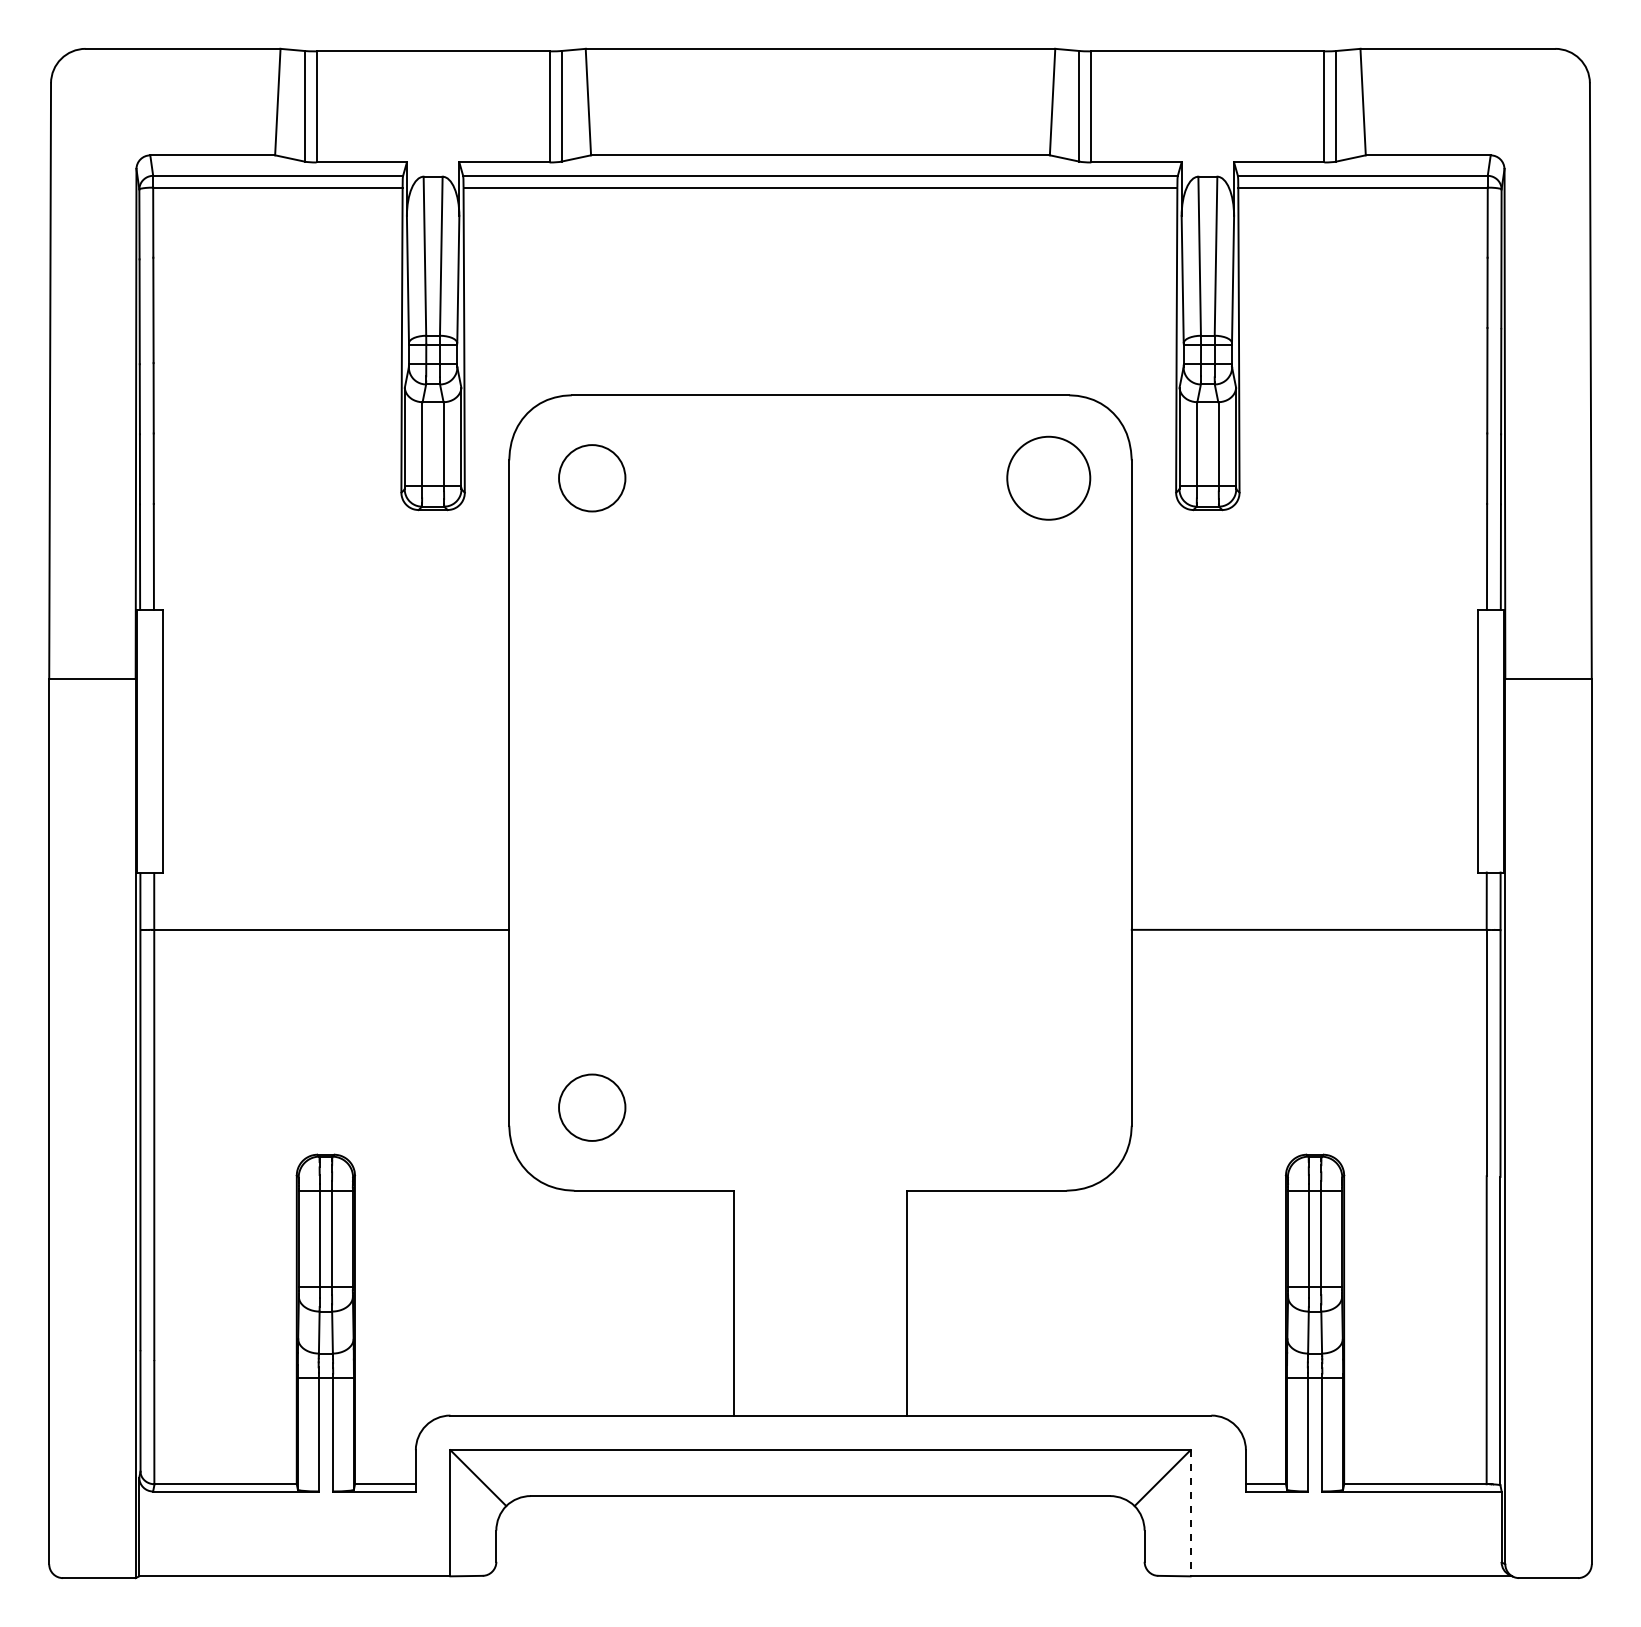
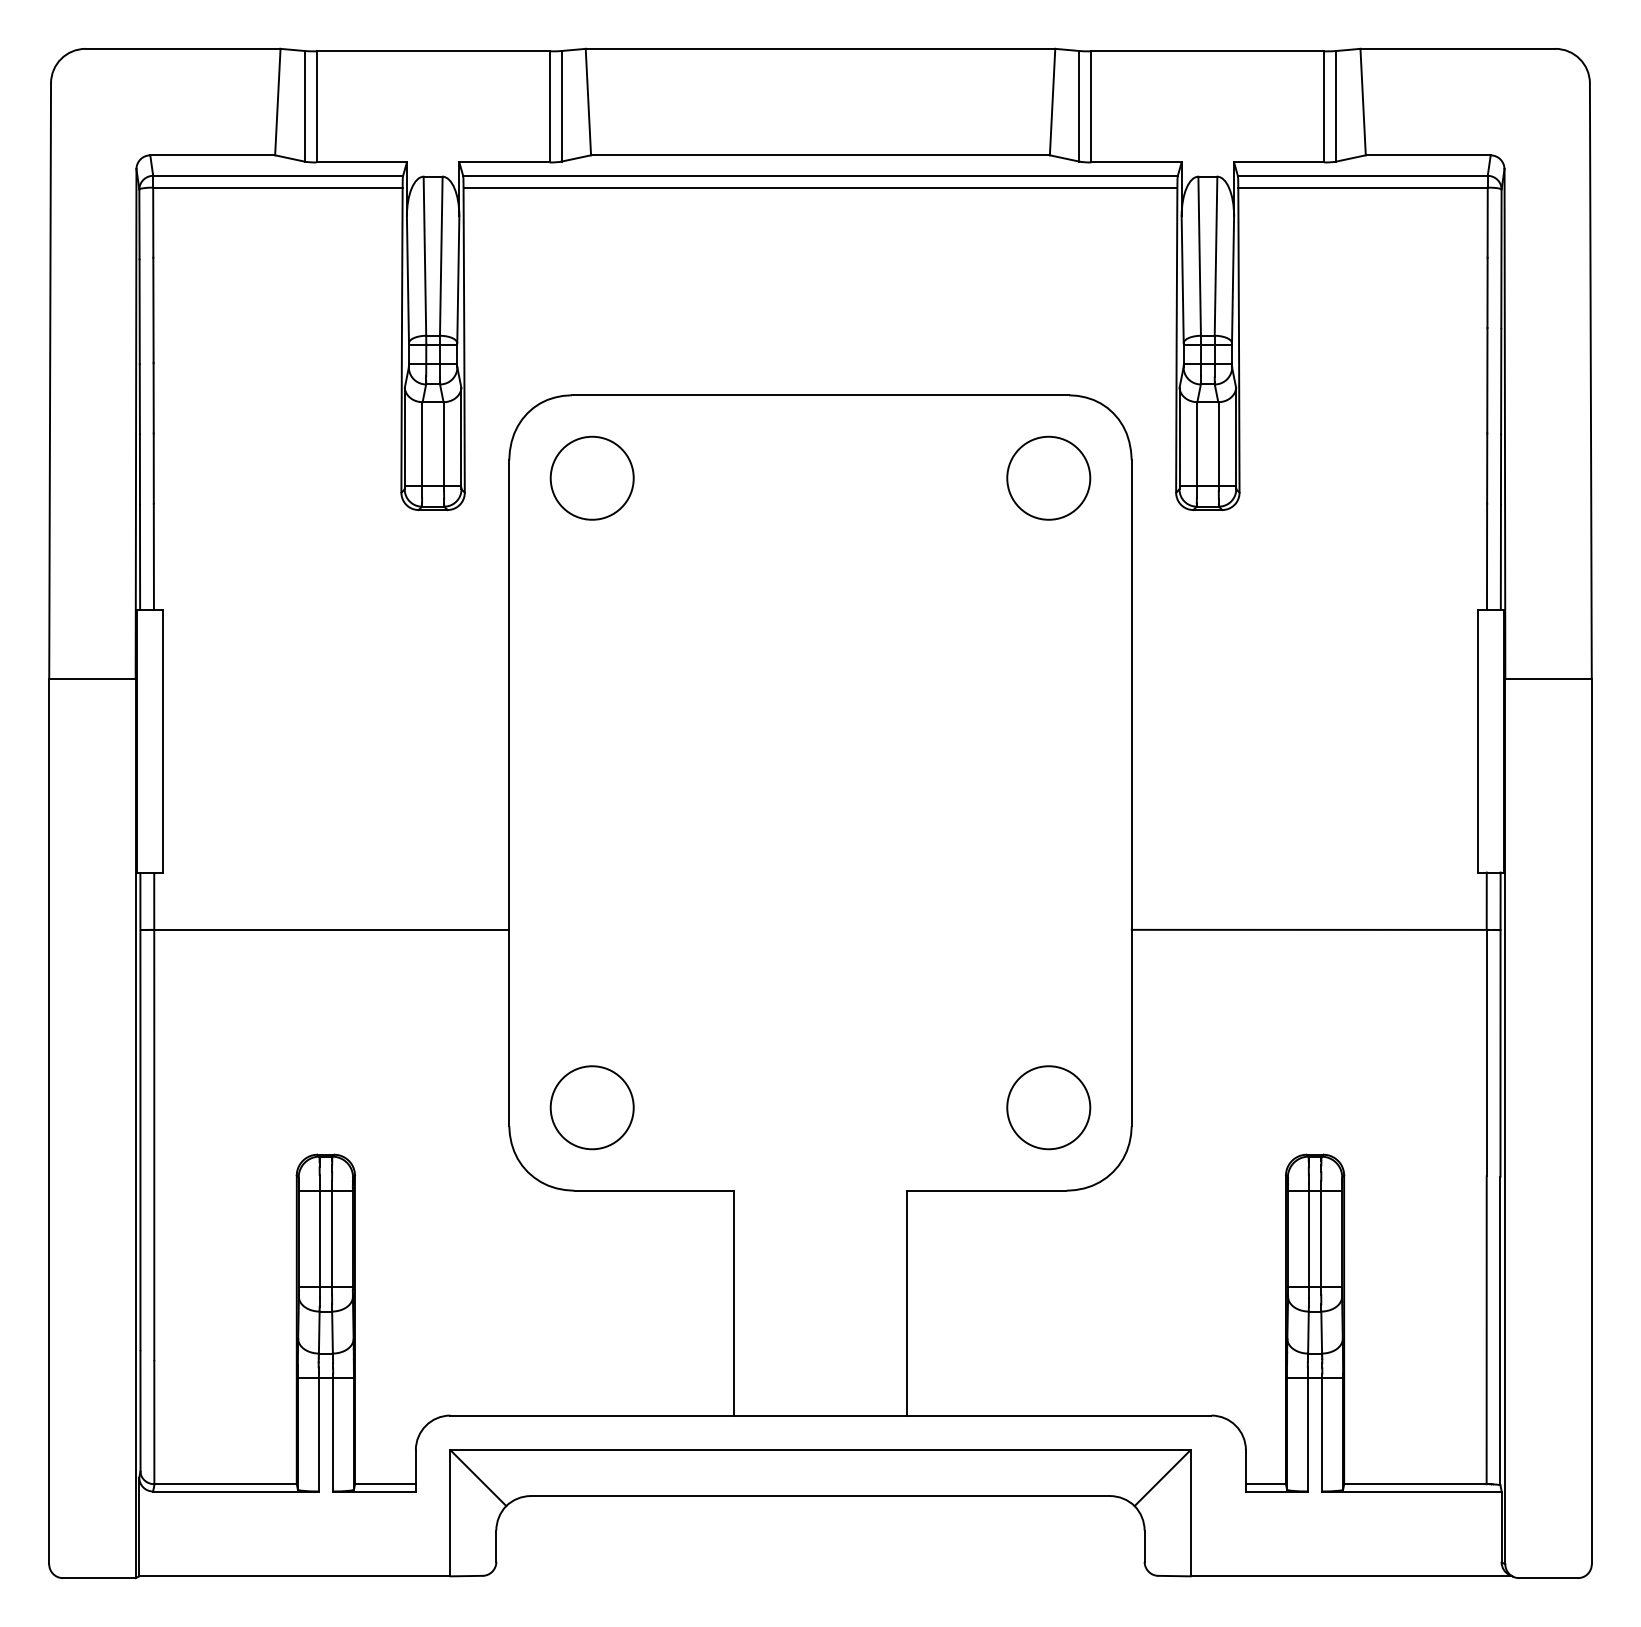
circle diameter: 66 px -> 83 px (591, 477)
circle diameter: 66 px -> 83 px (591, 1107)
circle: none -> present (1048, 1107)
line: dashed -> solid (1190, 1513)
